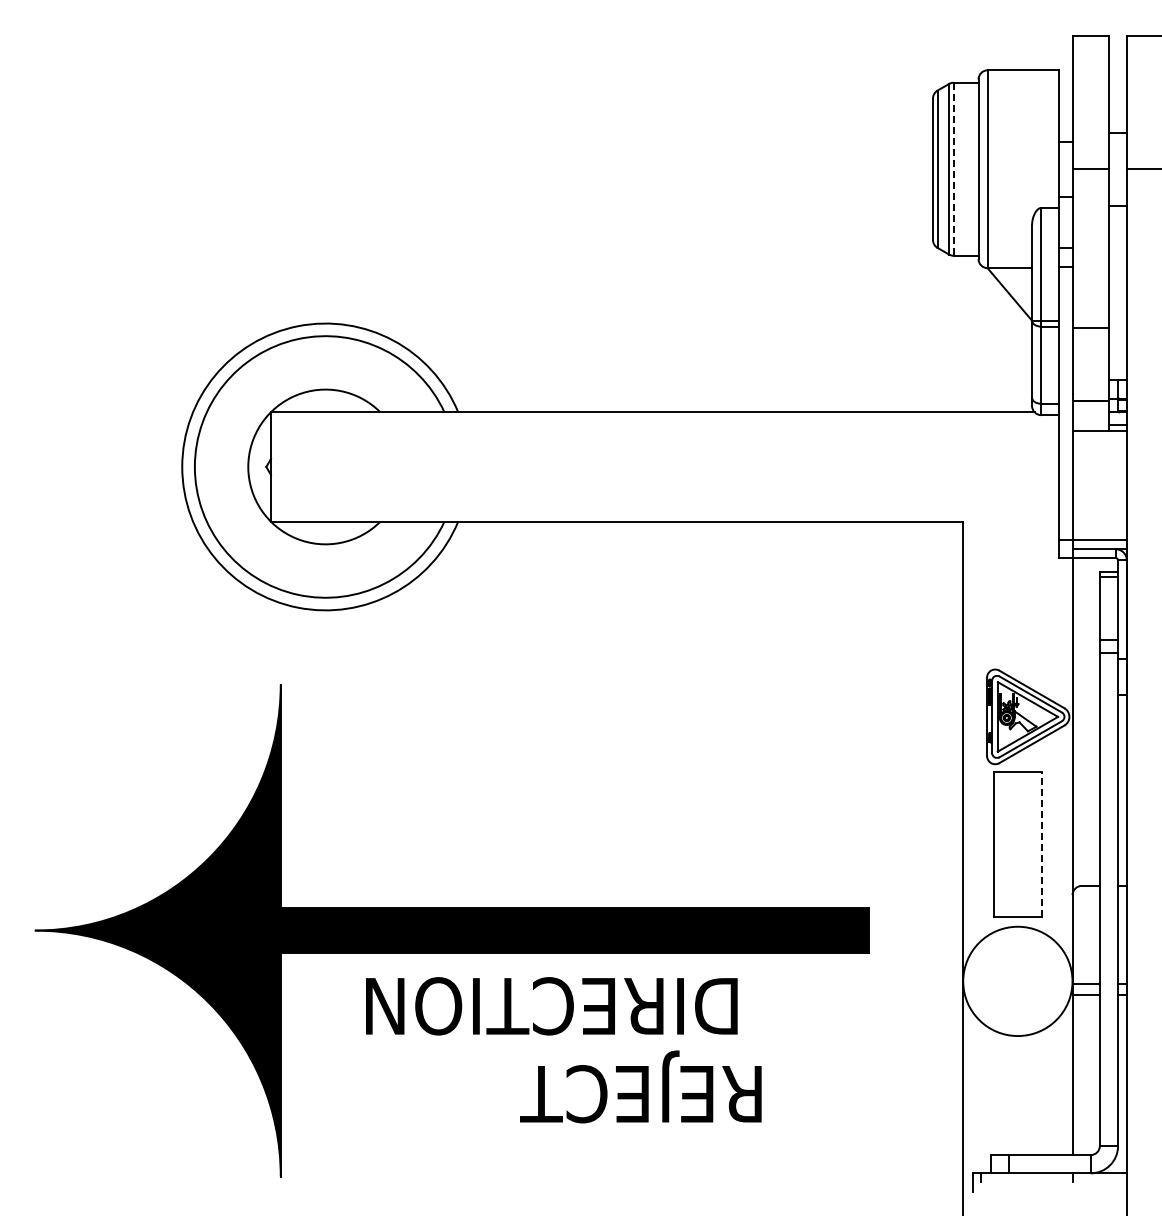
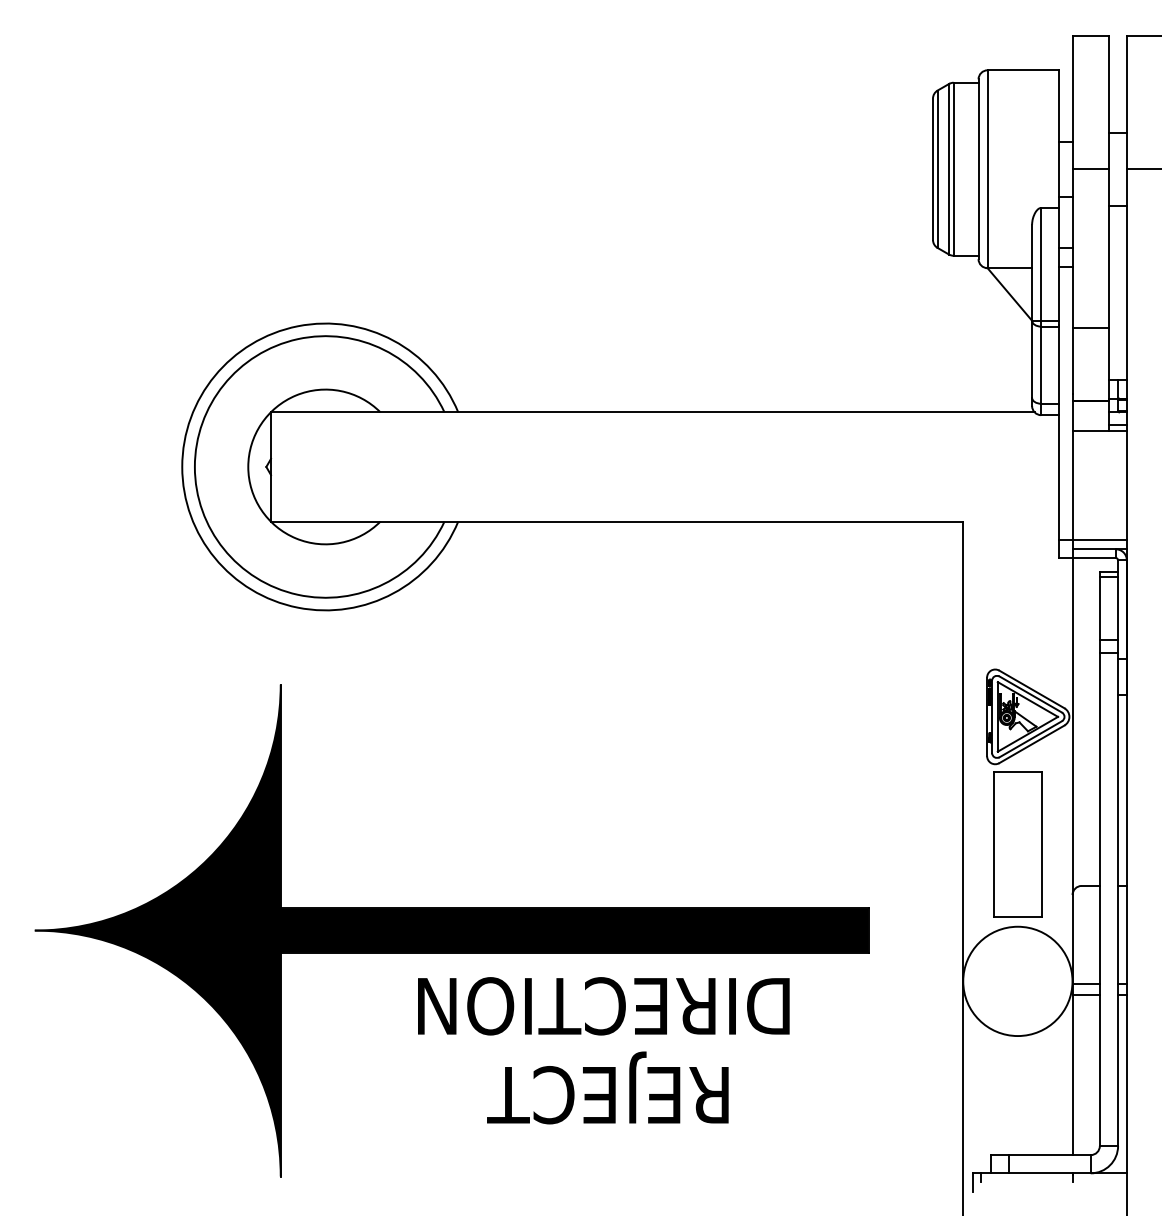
line: dashed -> solid (953, 169)
line: dashed -> solid (1041, 844)
text position: (551, 1006) -> (603, 1006) (603, 1006)
text position: (640, 1086) -> (607, 1087) (607, 1087)
